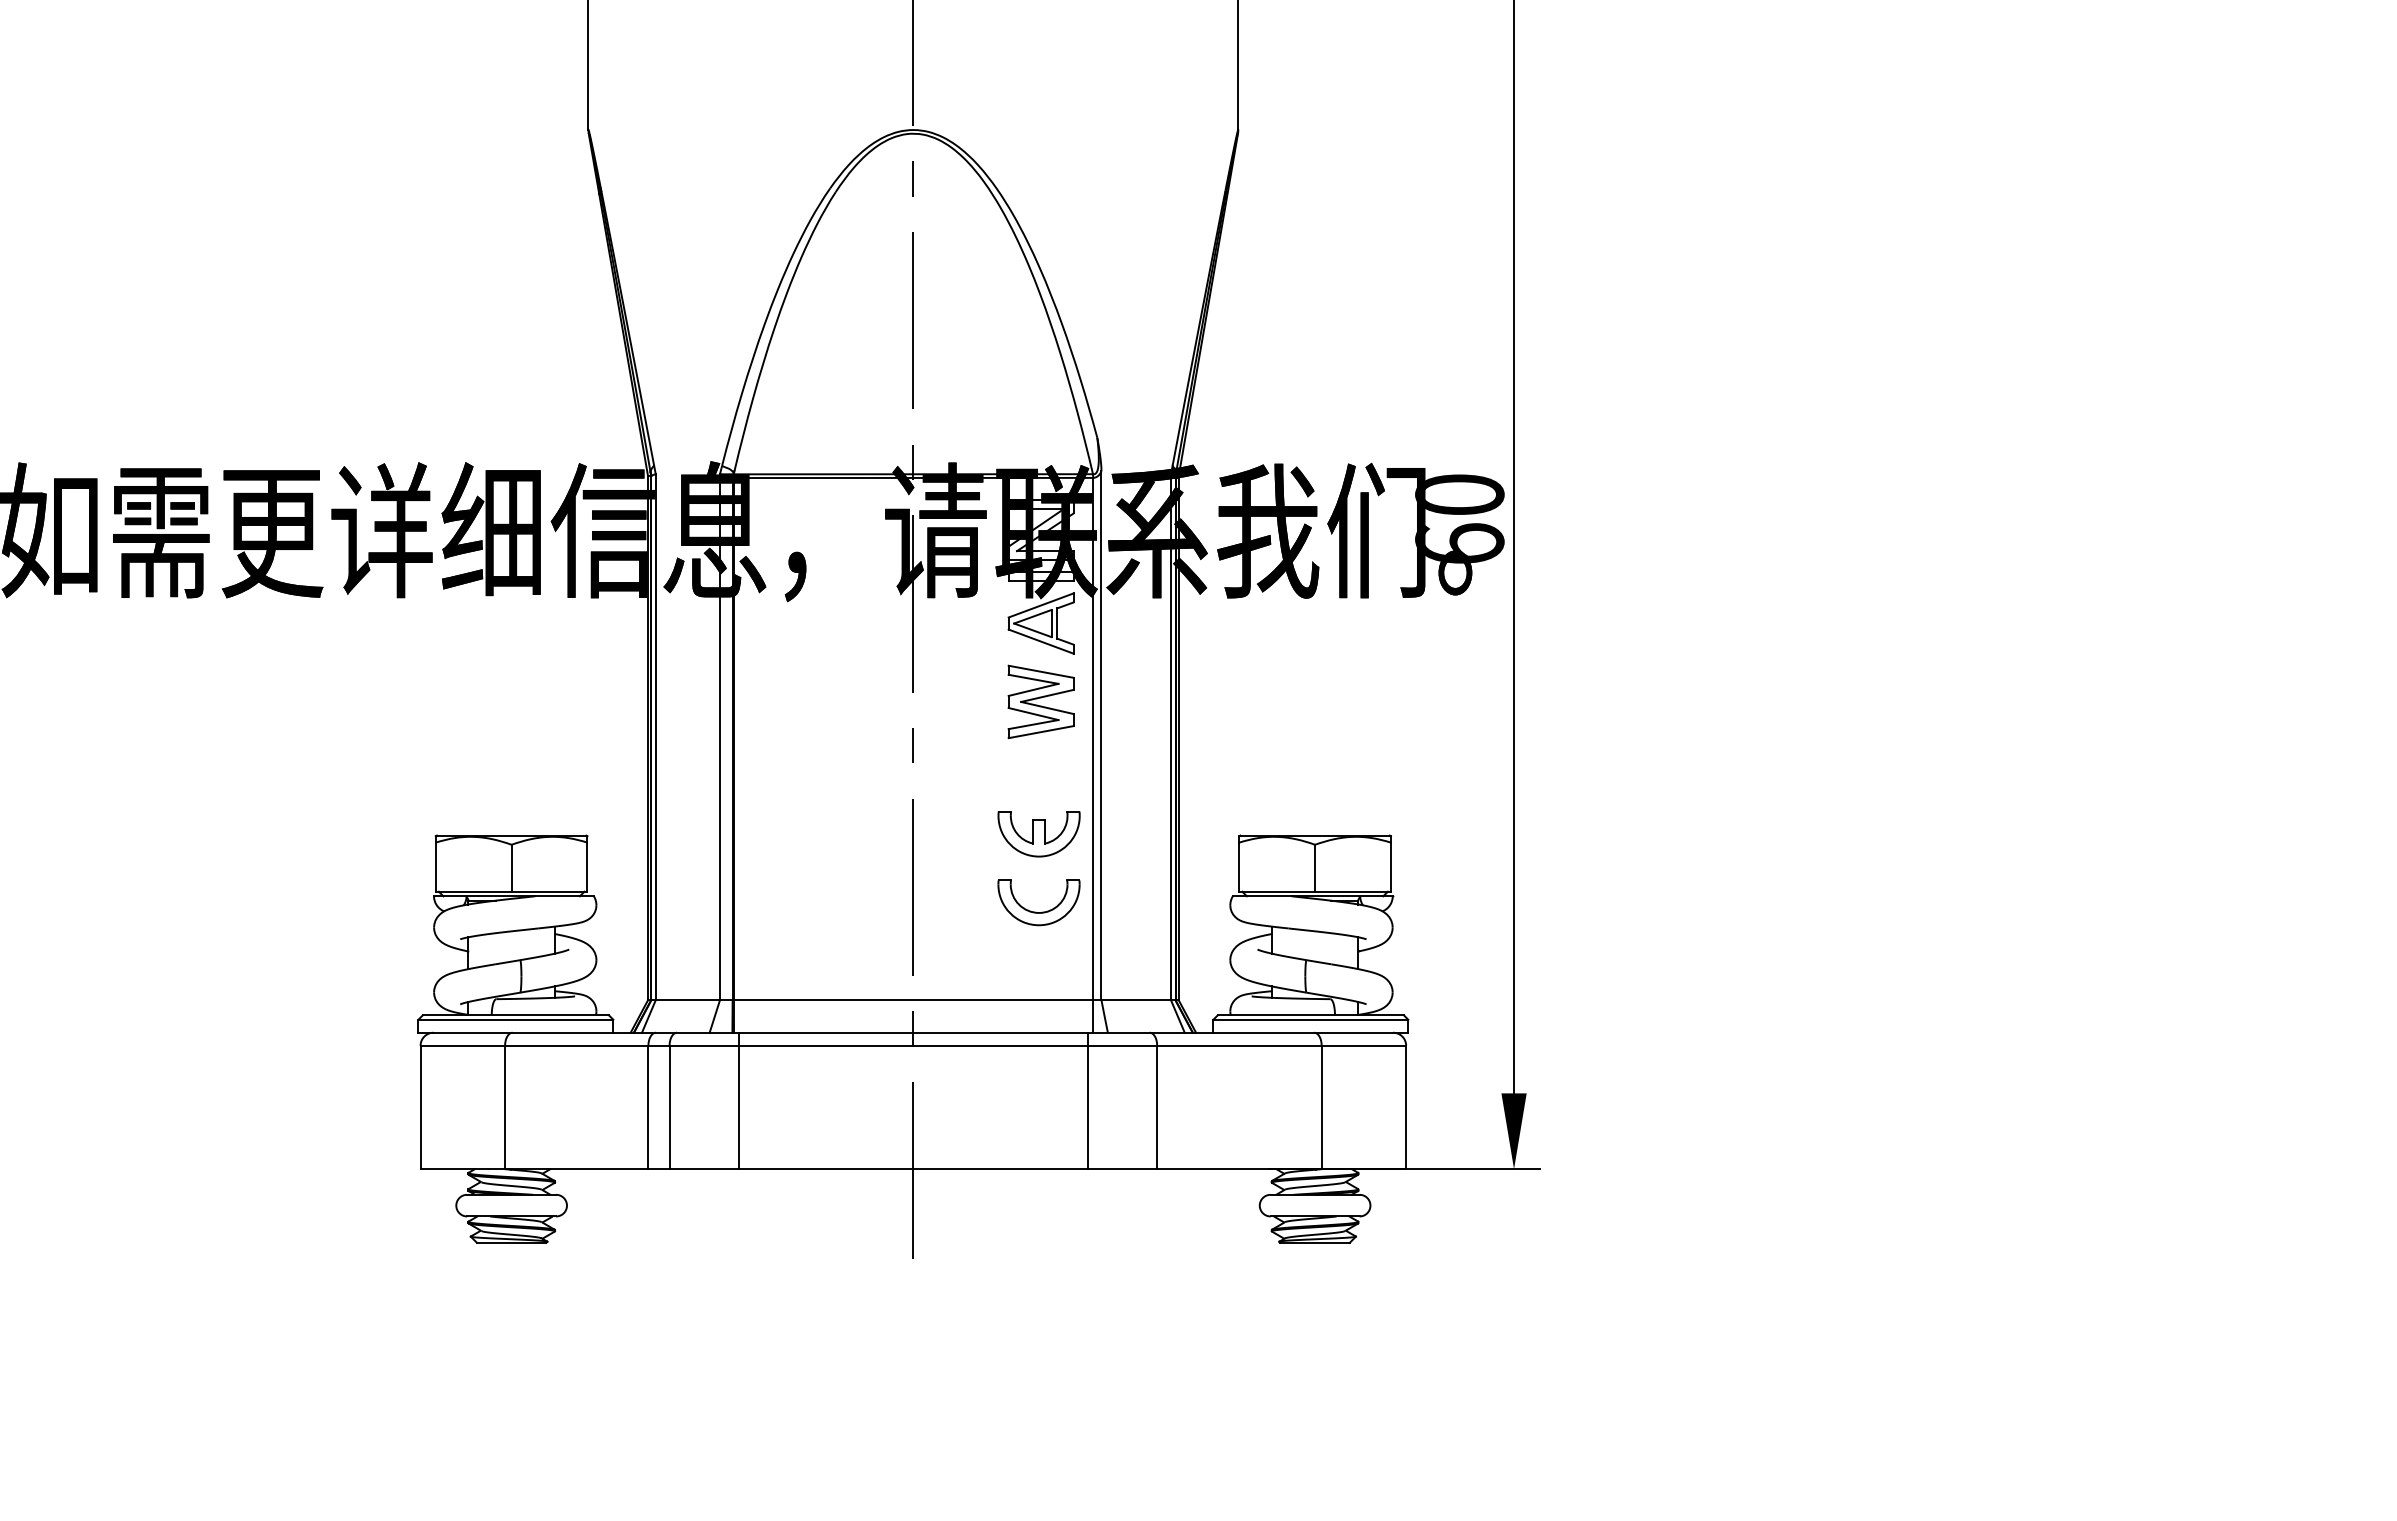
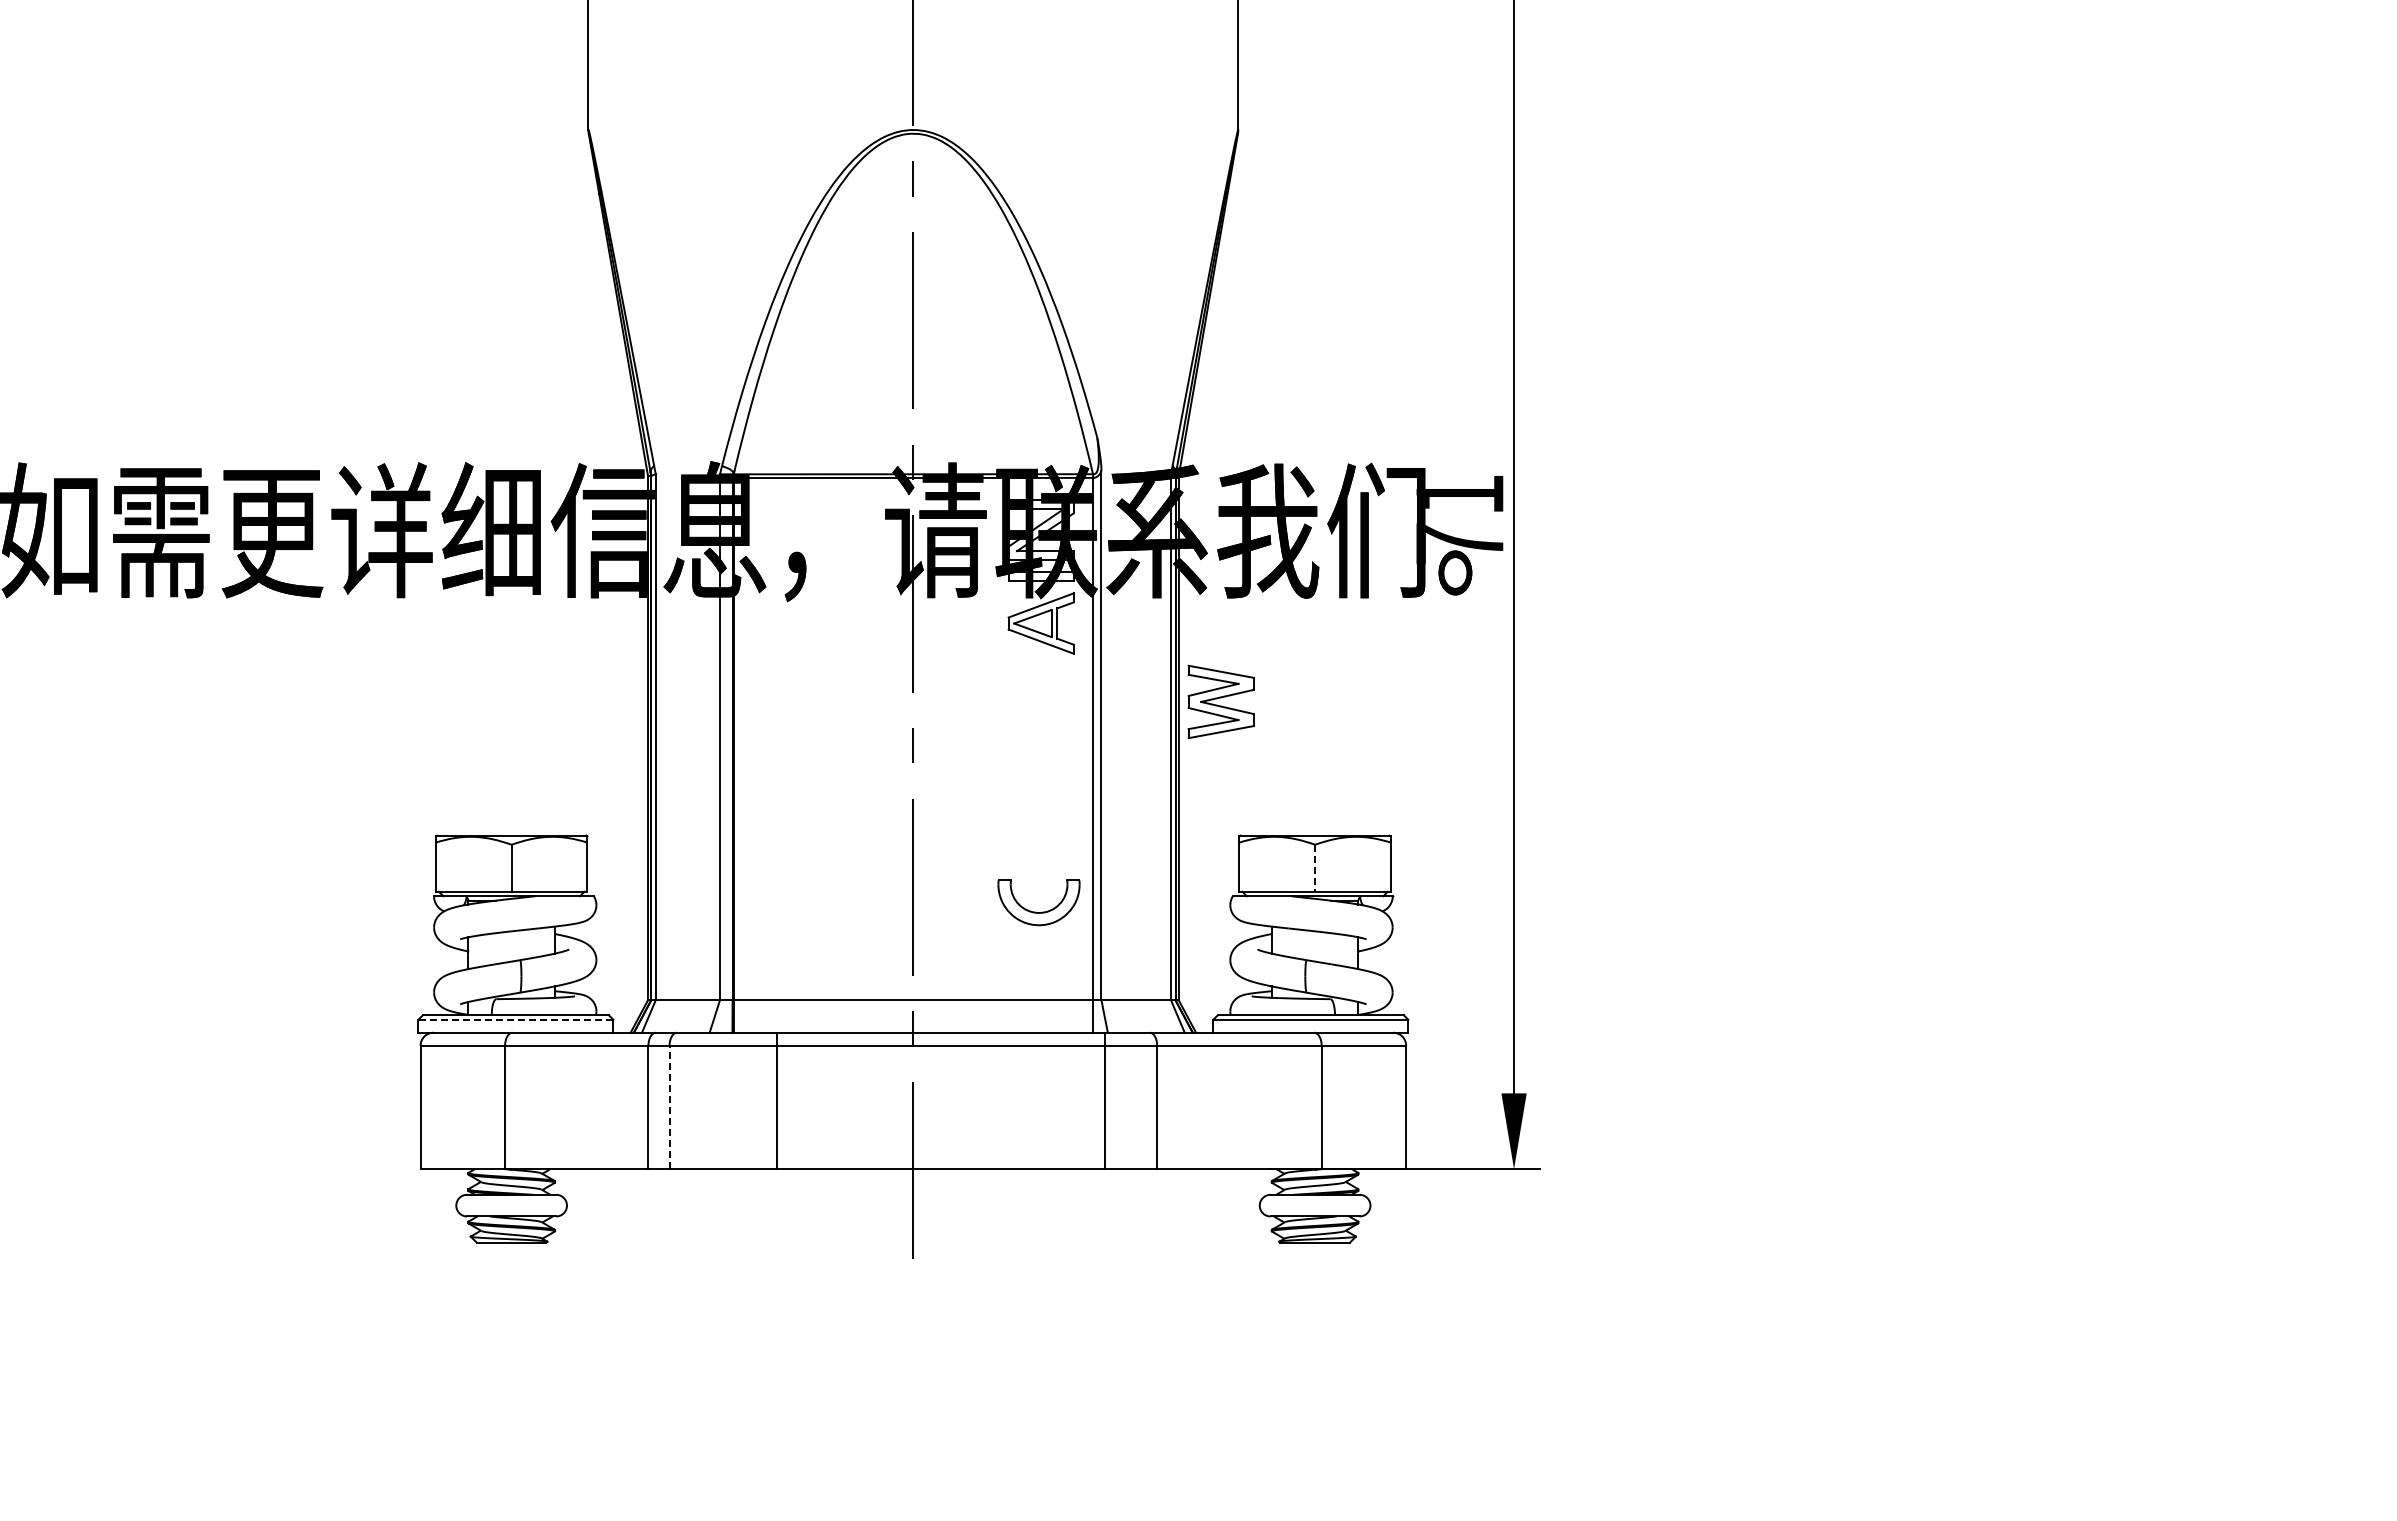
text: 60 -> 71 (1459, 519)
part position: (1040, 701) -> (1220, 701) (1220, 701)
part: present -> none (1038, 834)
line: solid -> dashed (1315, 868)
line: solid -> dashed (515, 1019)
line position: (739, 1100) -> (777, 1100) (777, 1100)
line position: (1087, 1100) -> (1104, 1100) (1104, 1100)
line: solid -> dashed (669, 1107)
